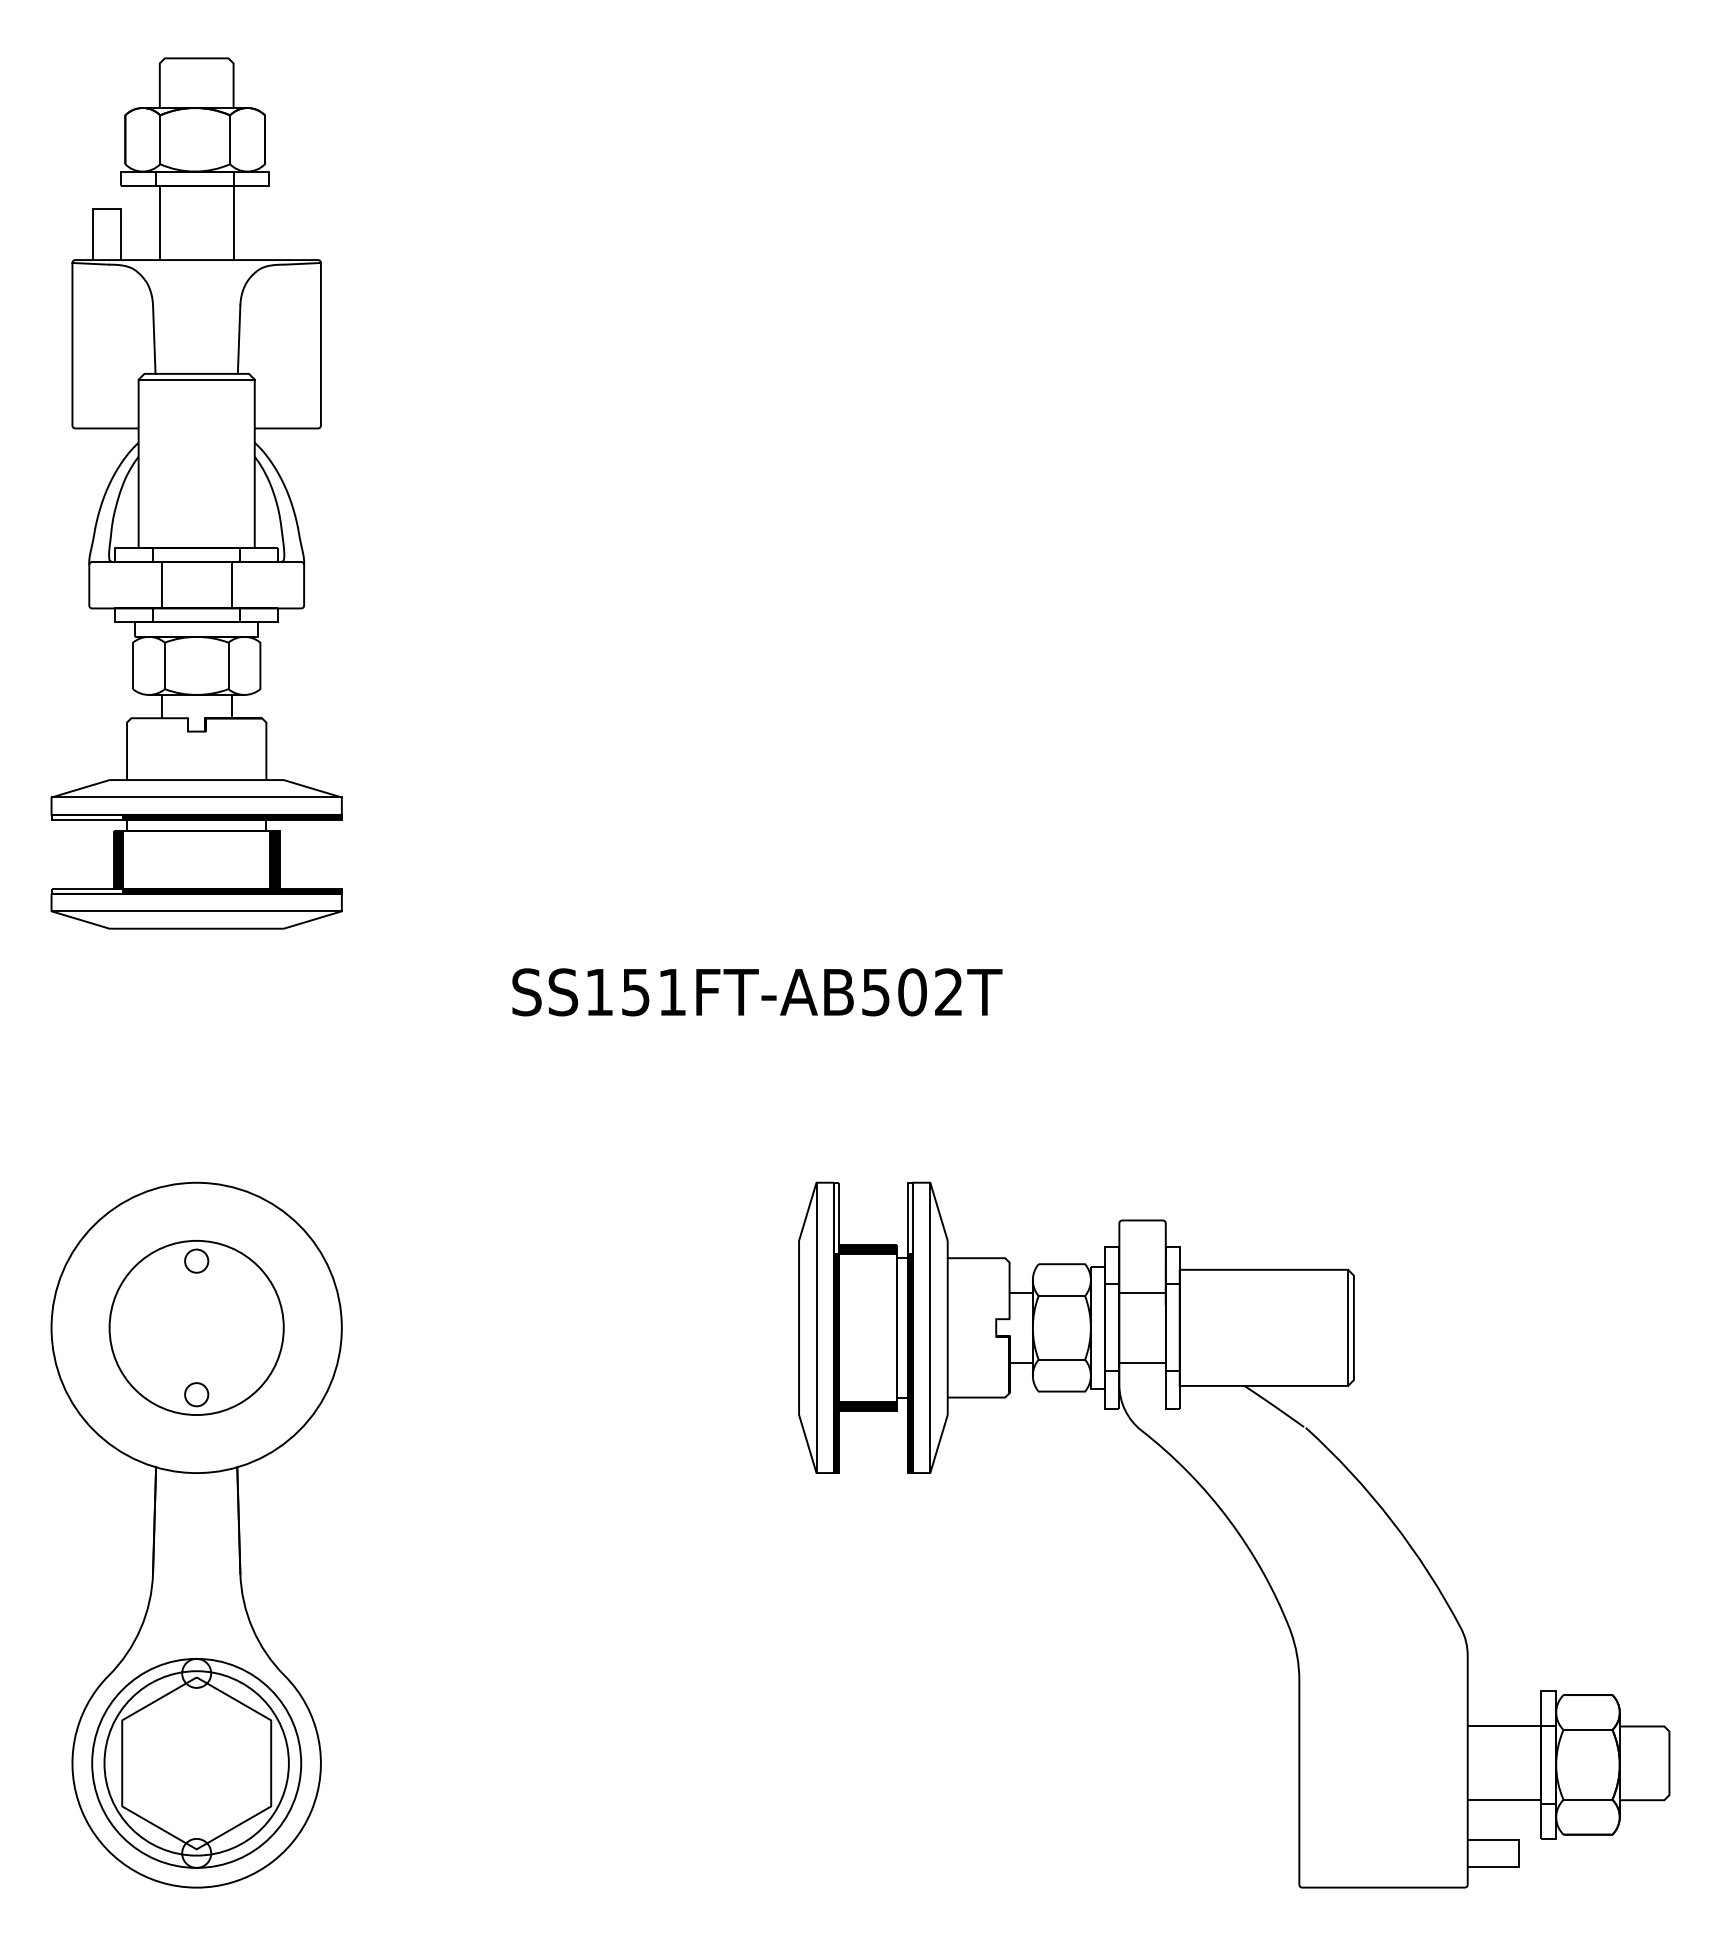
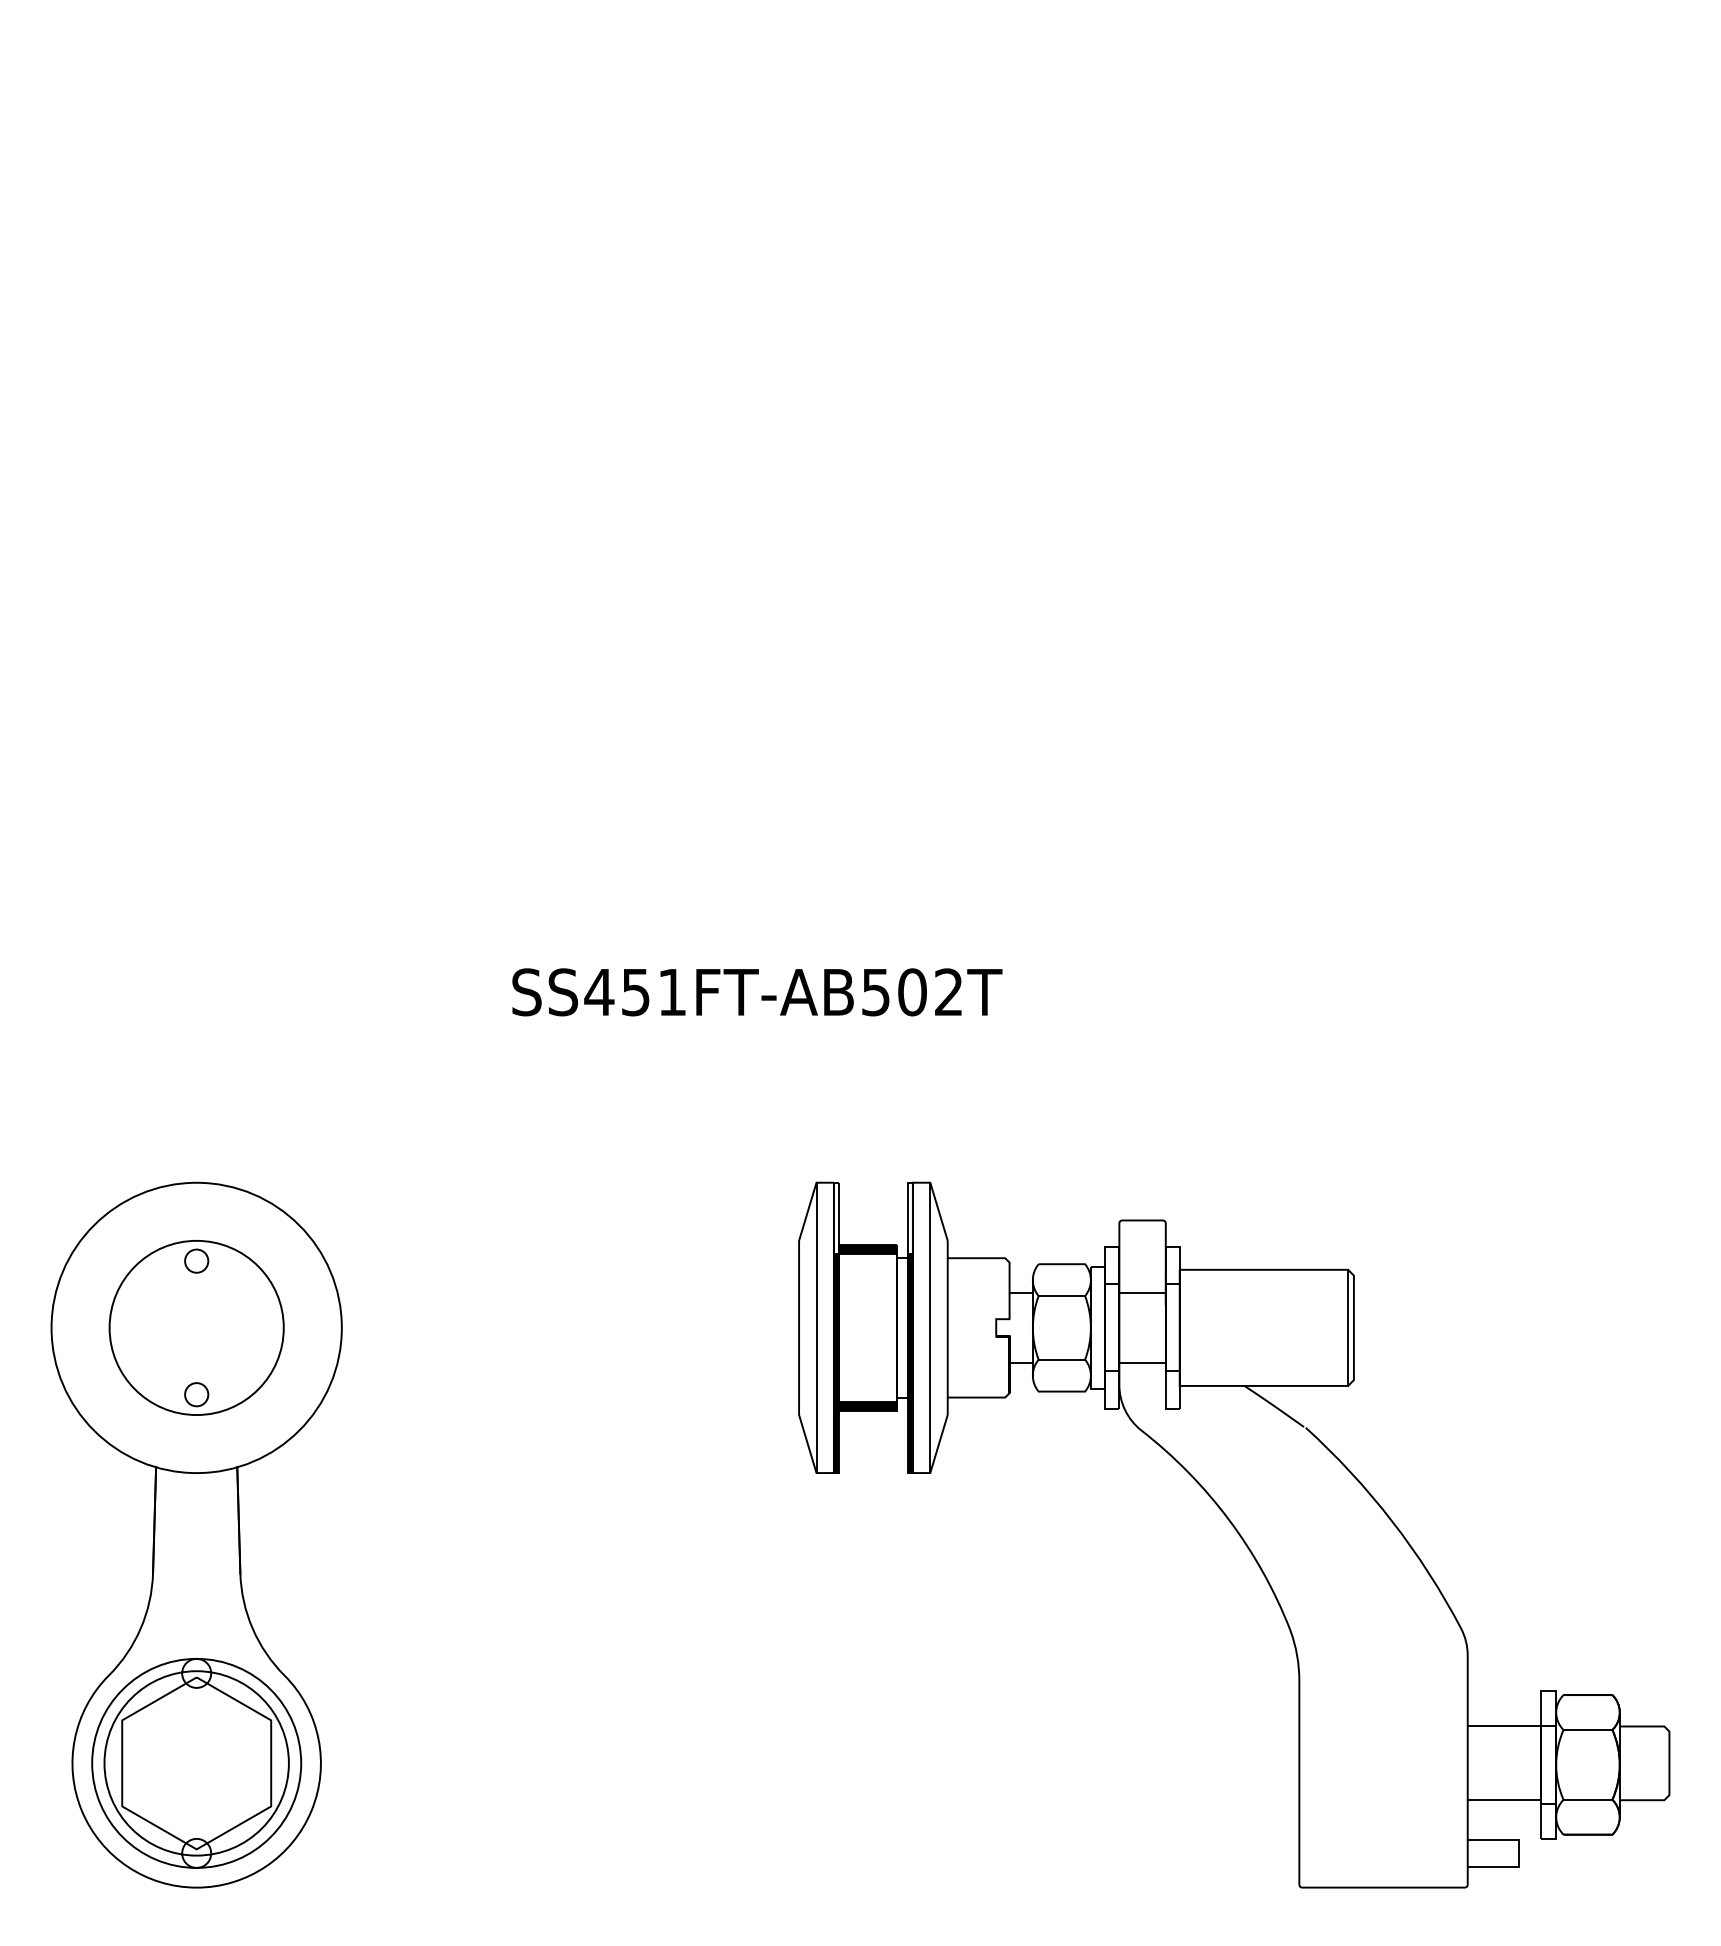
part: present -> none (196, 493)
text: SS151FT-AB502T -> SS451FT-AB502T (599, 992)
